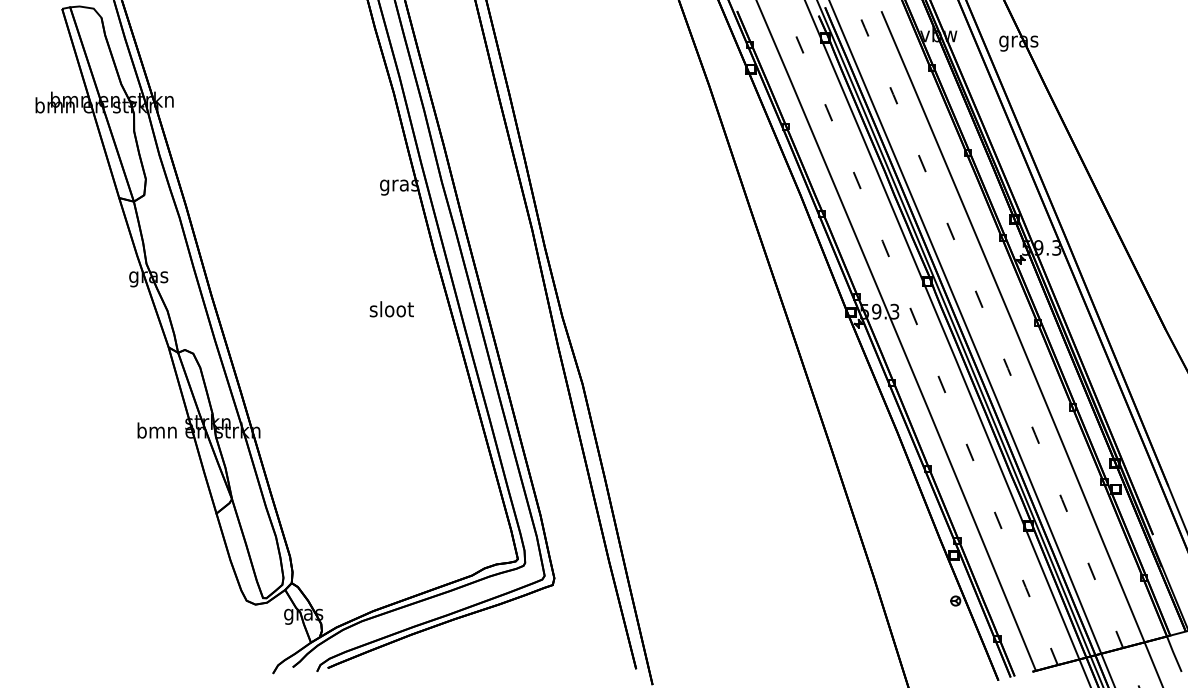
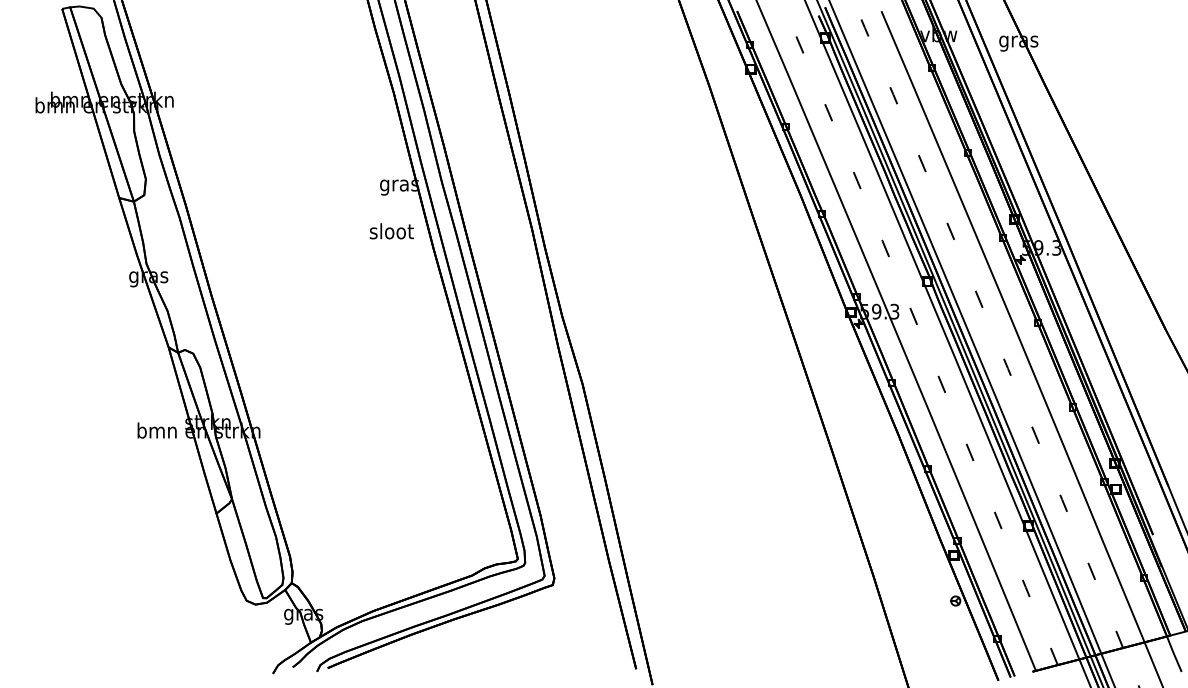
text position: (391, 309) -> (391, 231) (391, 231)
